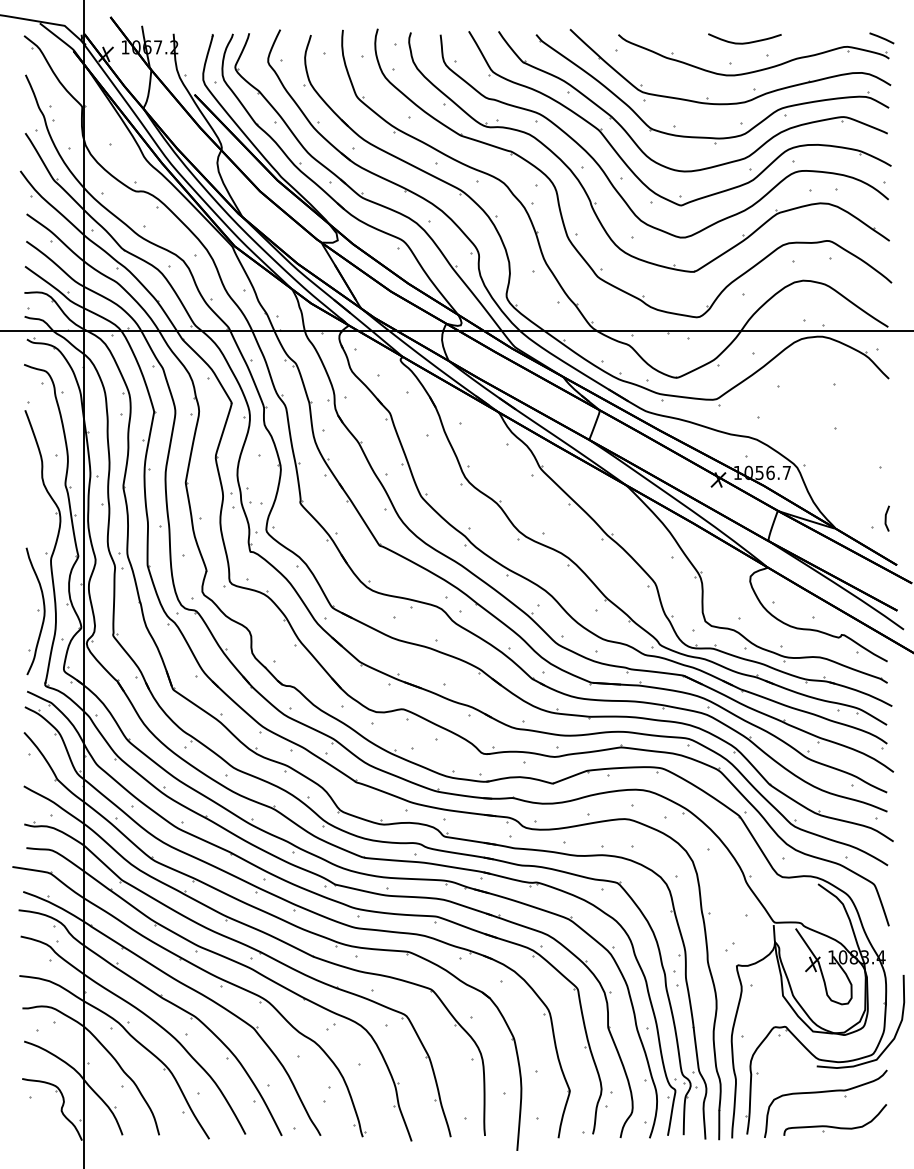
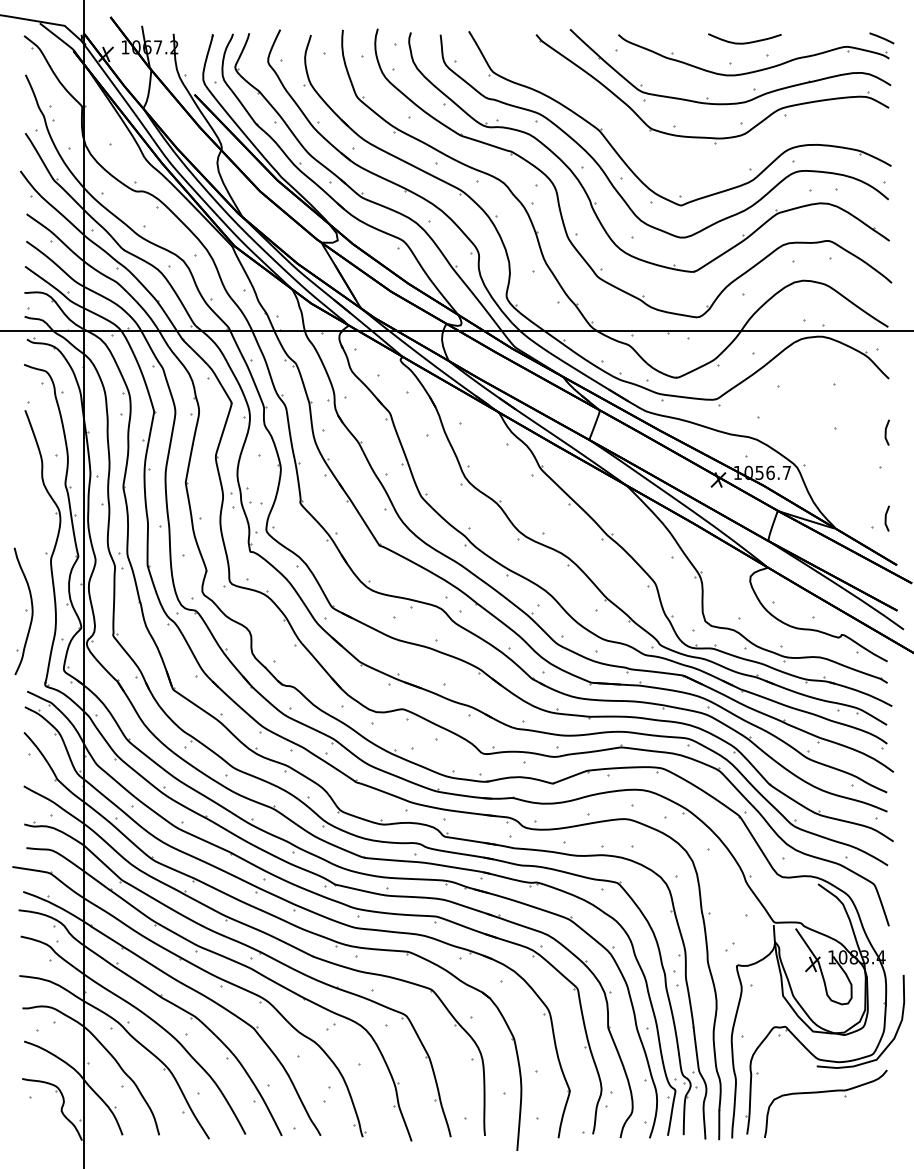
part: present -> none (705, 167)
line: none -> present (886, 432)
part position: (35, 611) -> (23, 611) (23, 611)
part: present -> none (834, 1126)
